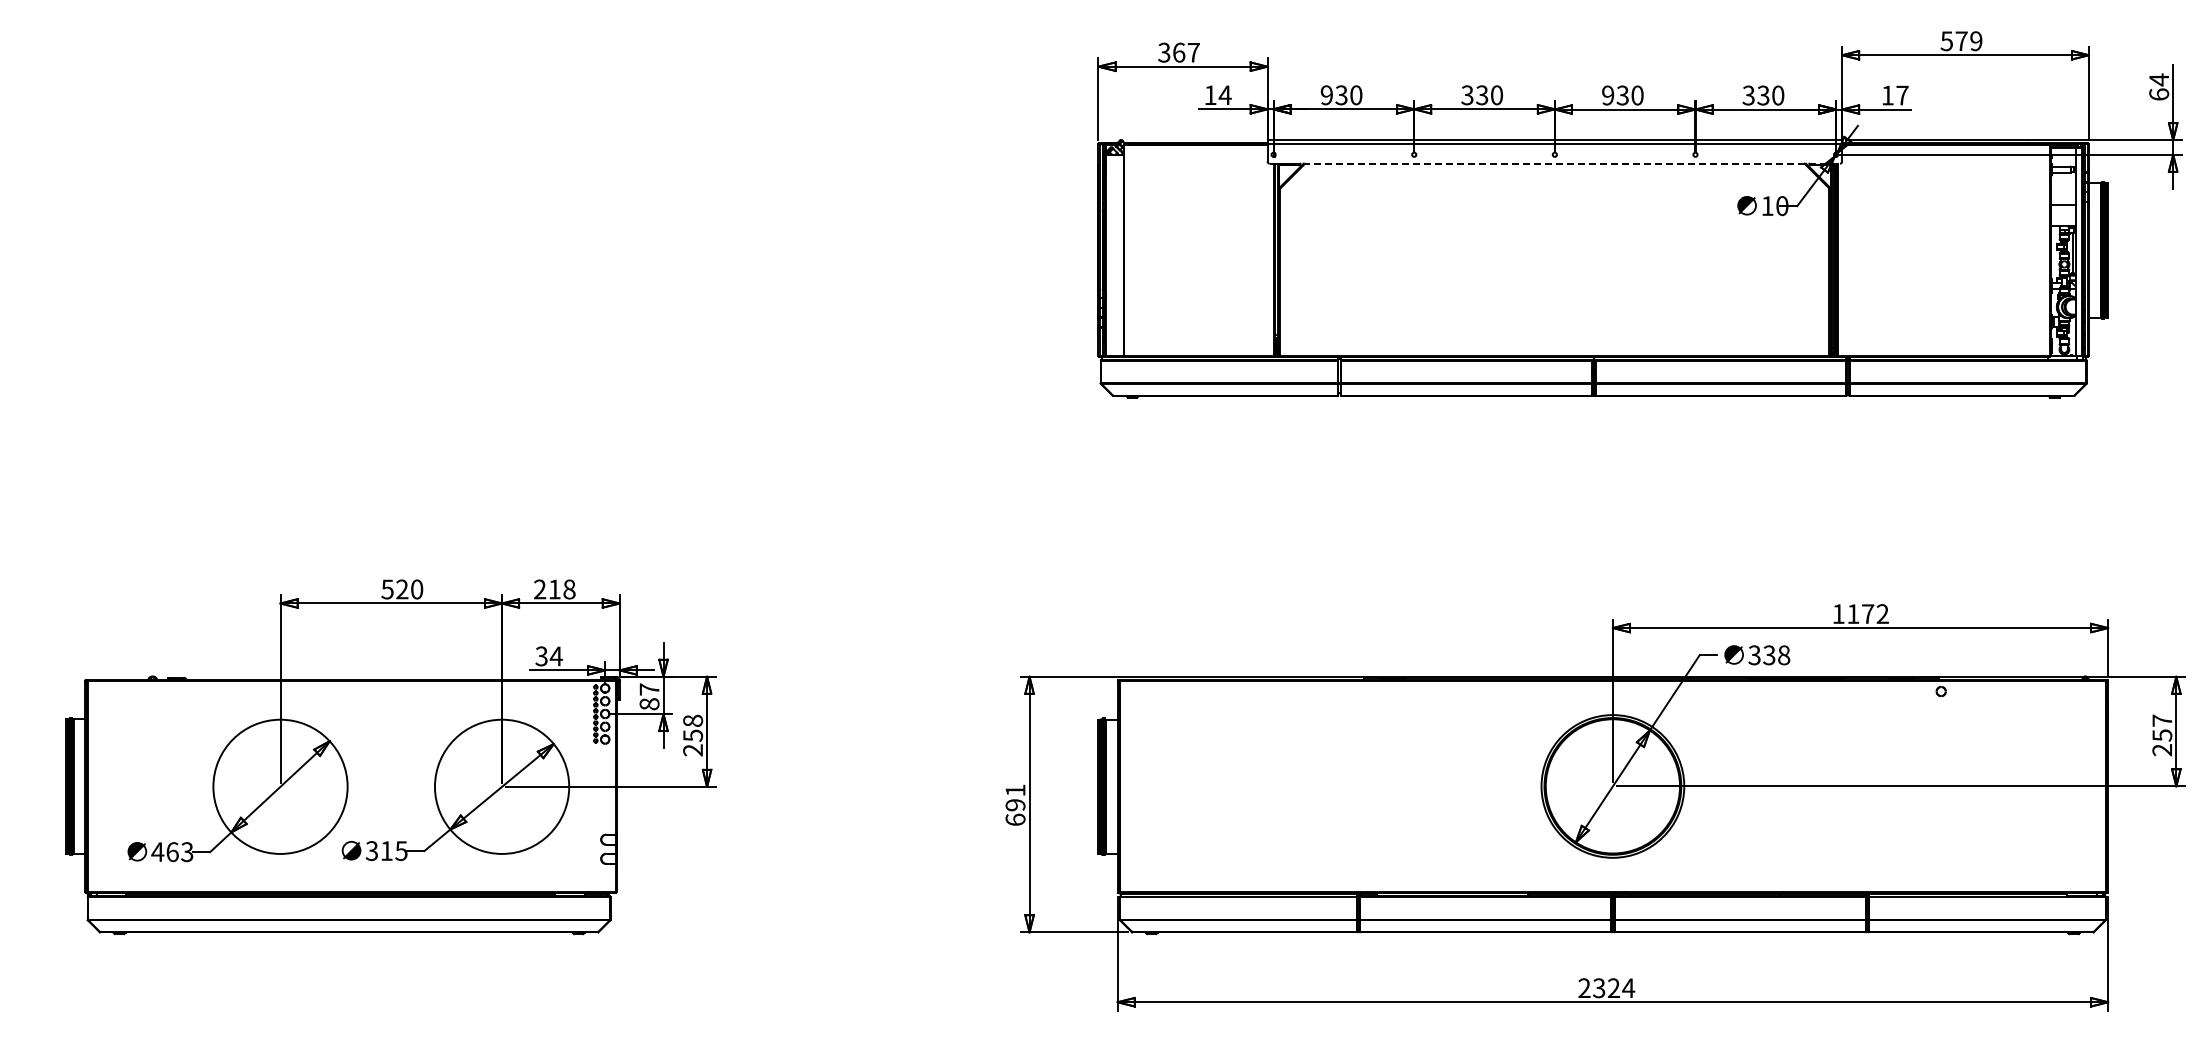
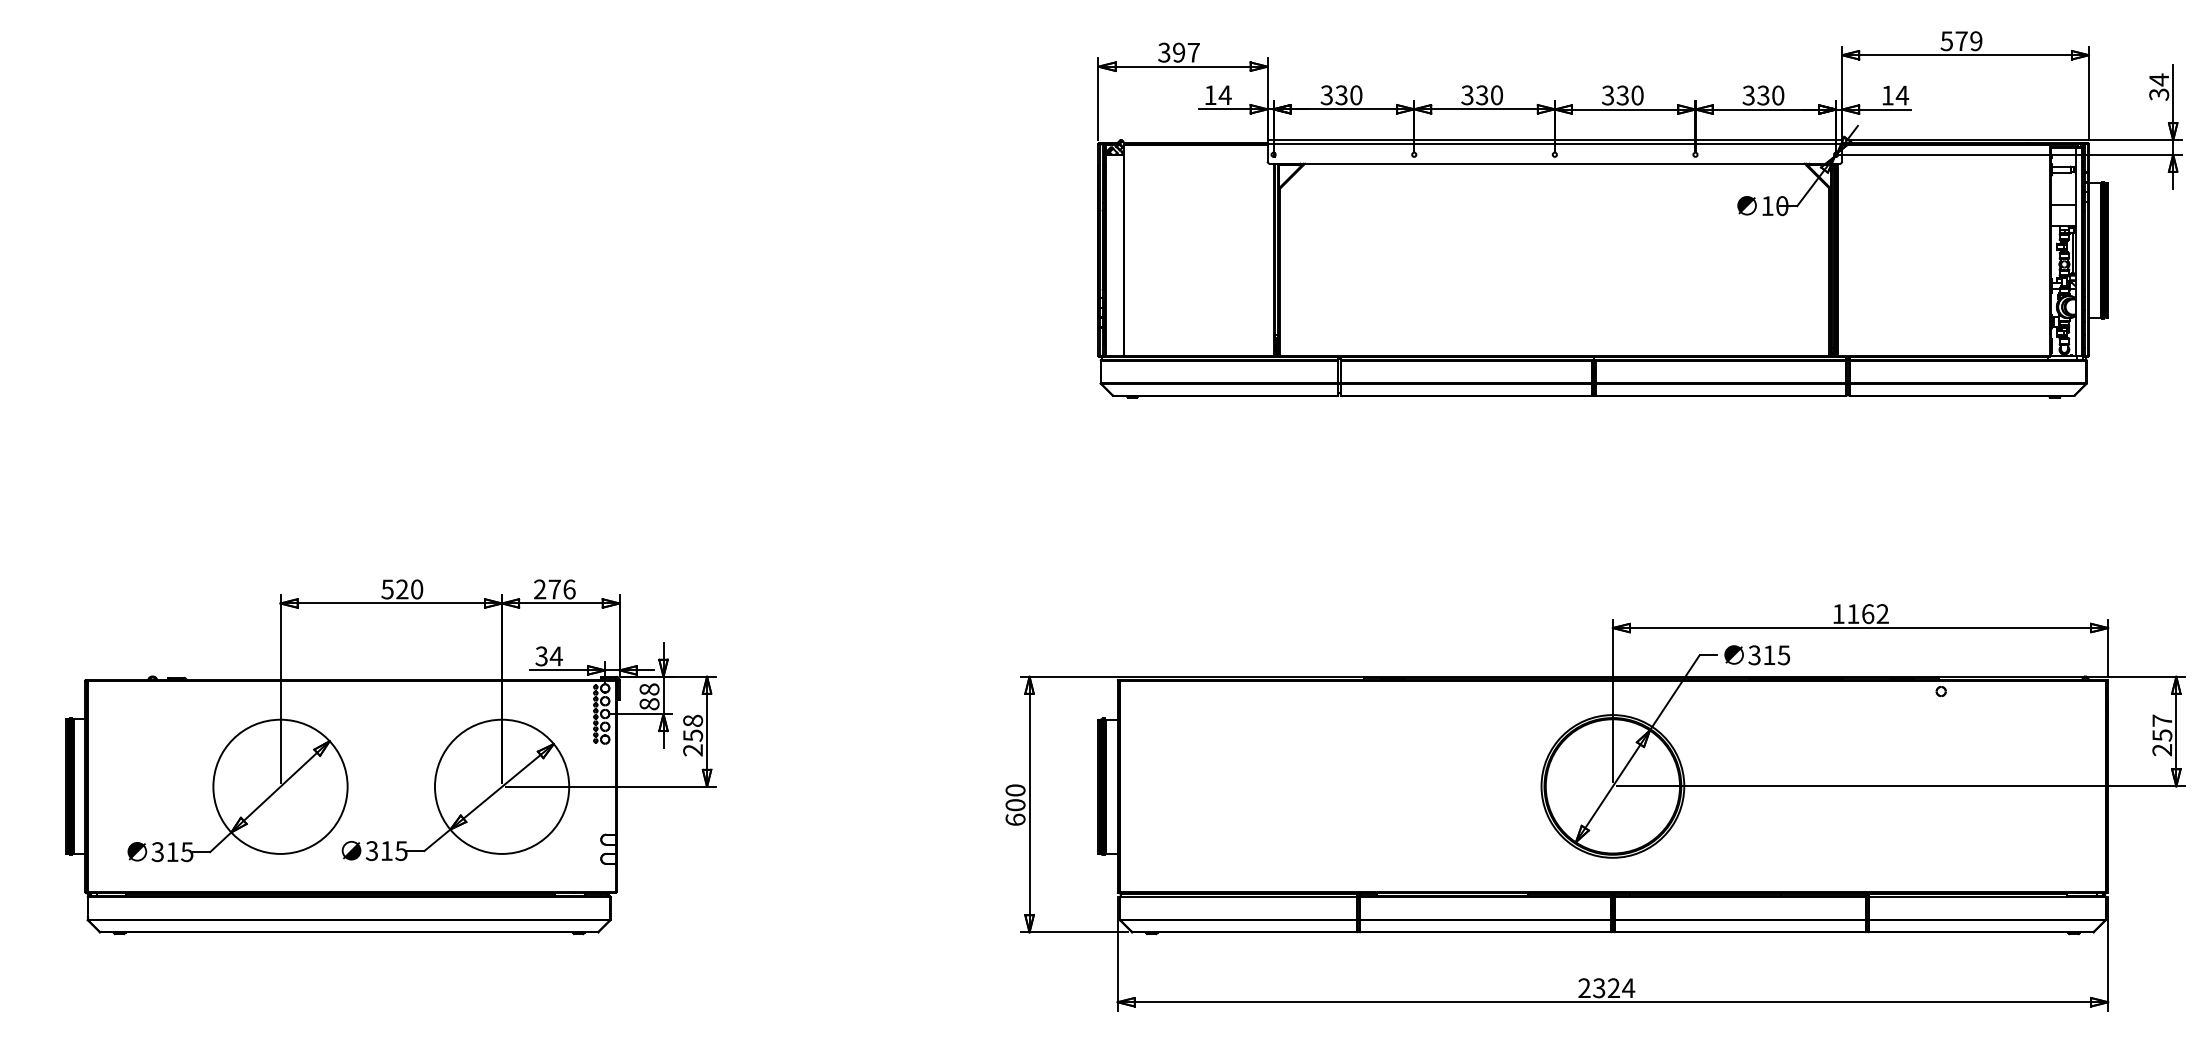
text: 367 -> 397 (1179, 52)
text: 64 -> 34 (2159, 94)
text: 930 -> 330 (1326, 95)
text: 930 -> 330 (1607, 95)
text: 17 -> 14 (1902, 95)
line: dashed -> solid (1555, 163)
text: 218 -> 276 (561, 589)
text: 1172 -> 1162 (1868, 614)
text: 338 -> 315 (1776, 655)
text: 87 -> 88 (649, 689)
text: 691 -> 600 (1015, 797)
text: 463 -> 315 (172, 852)
